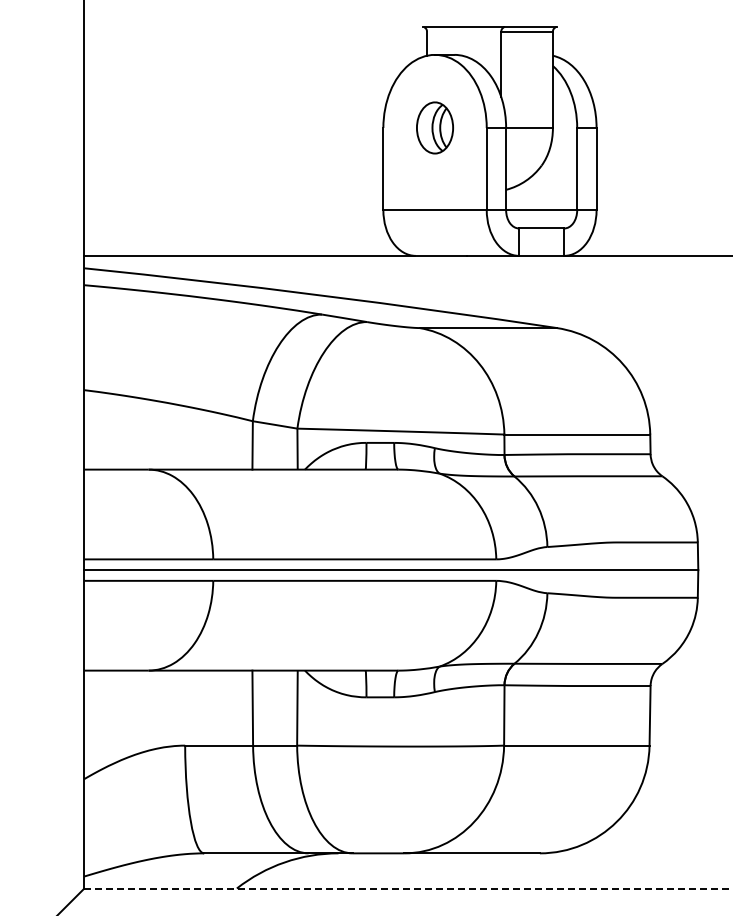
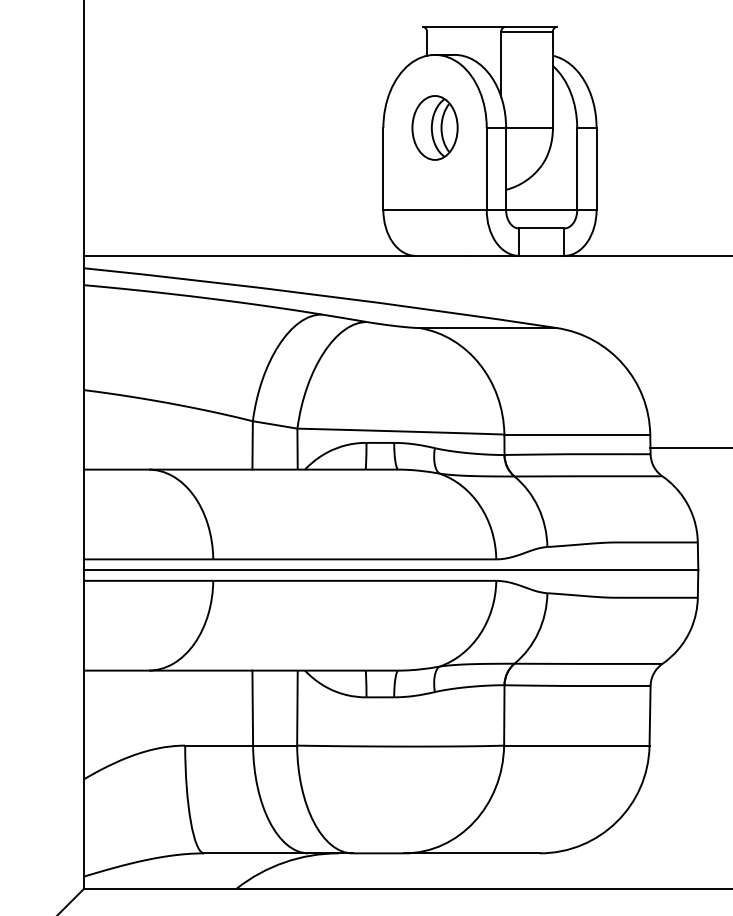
part size: 38x54 px -> 48x66 px (434, 127)
line: none -> present (689, 448)
line: dashed -> solid (408, 888)
